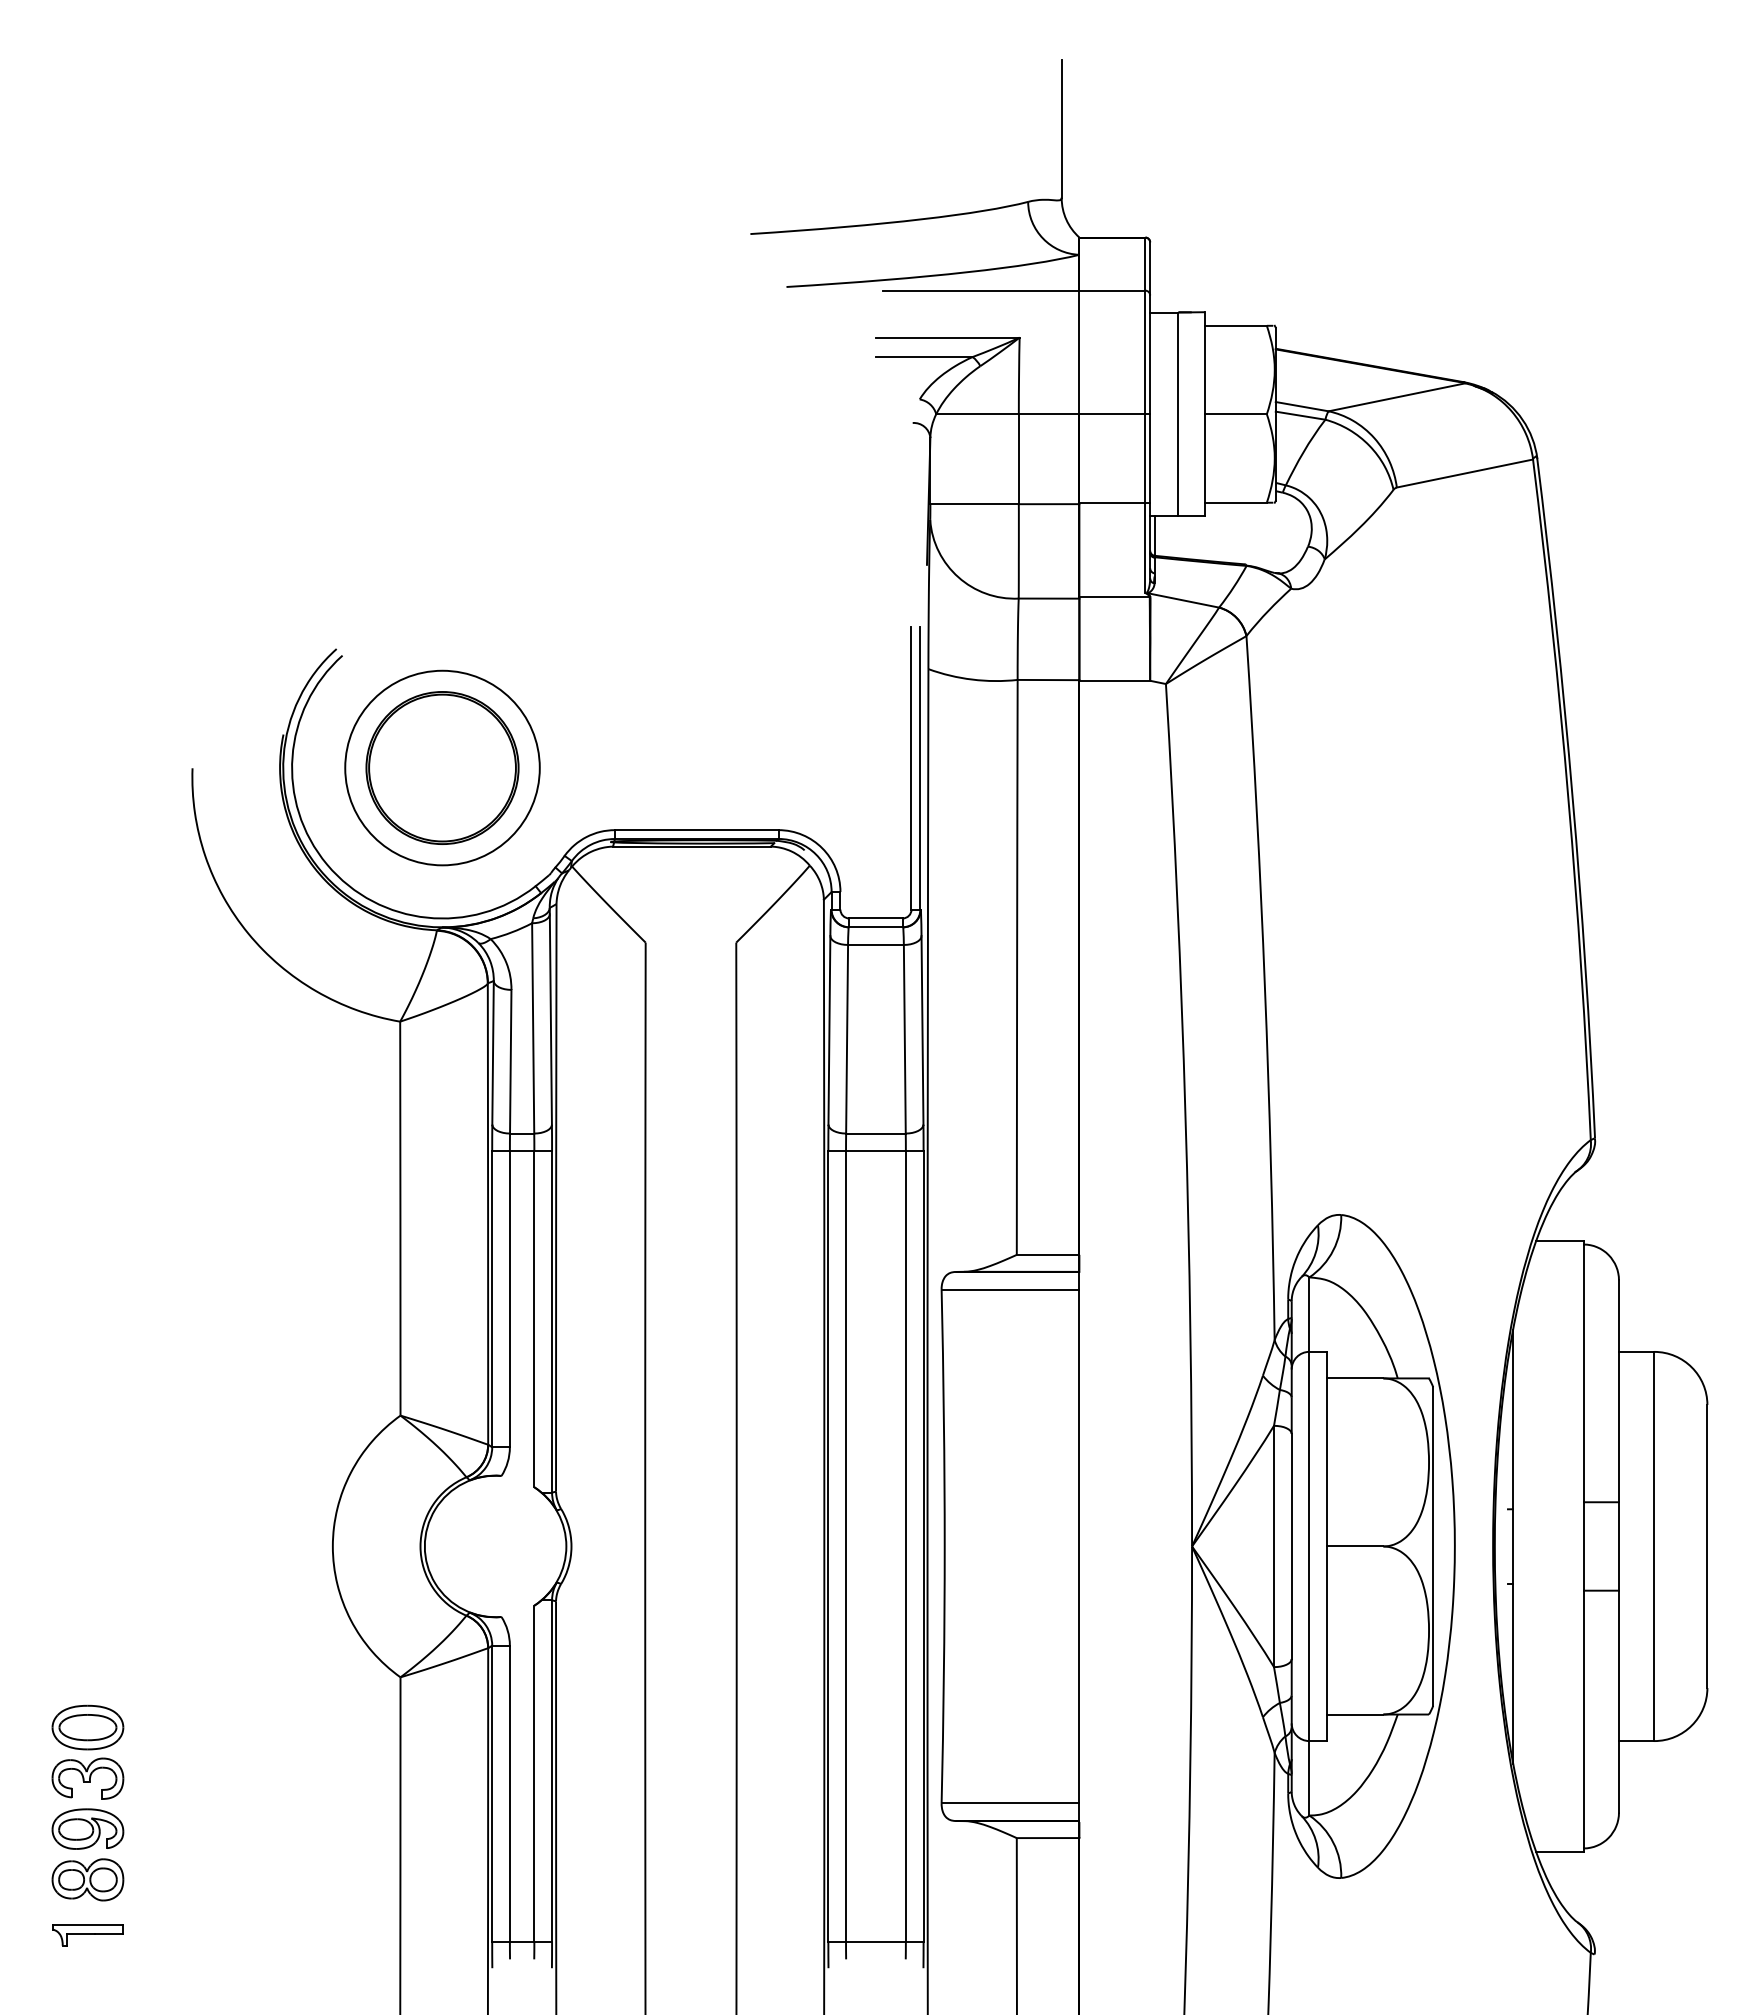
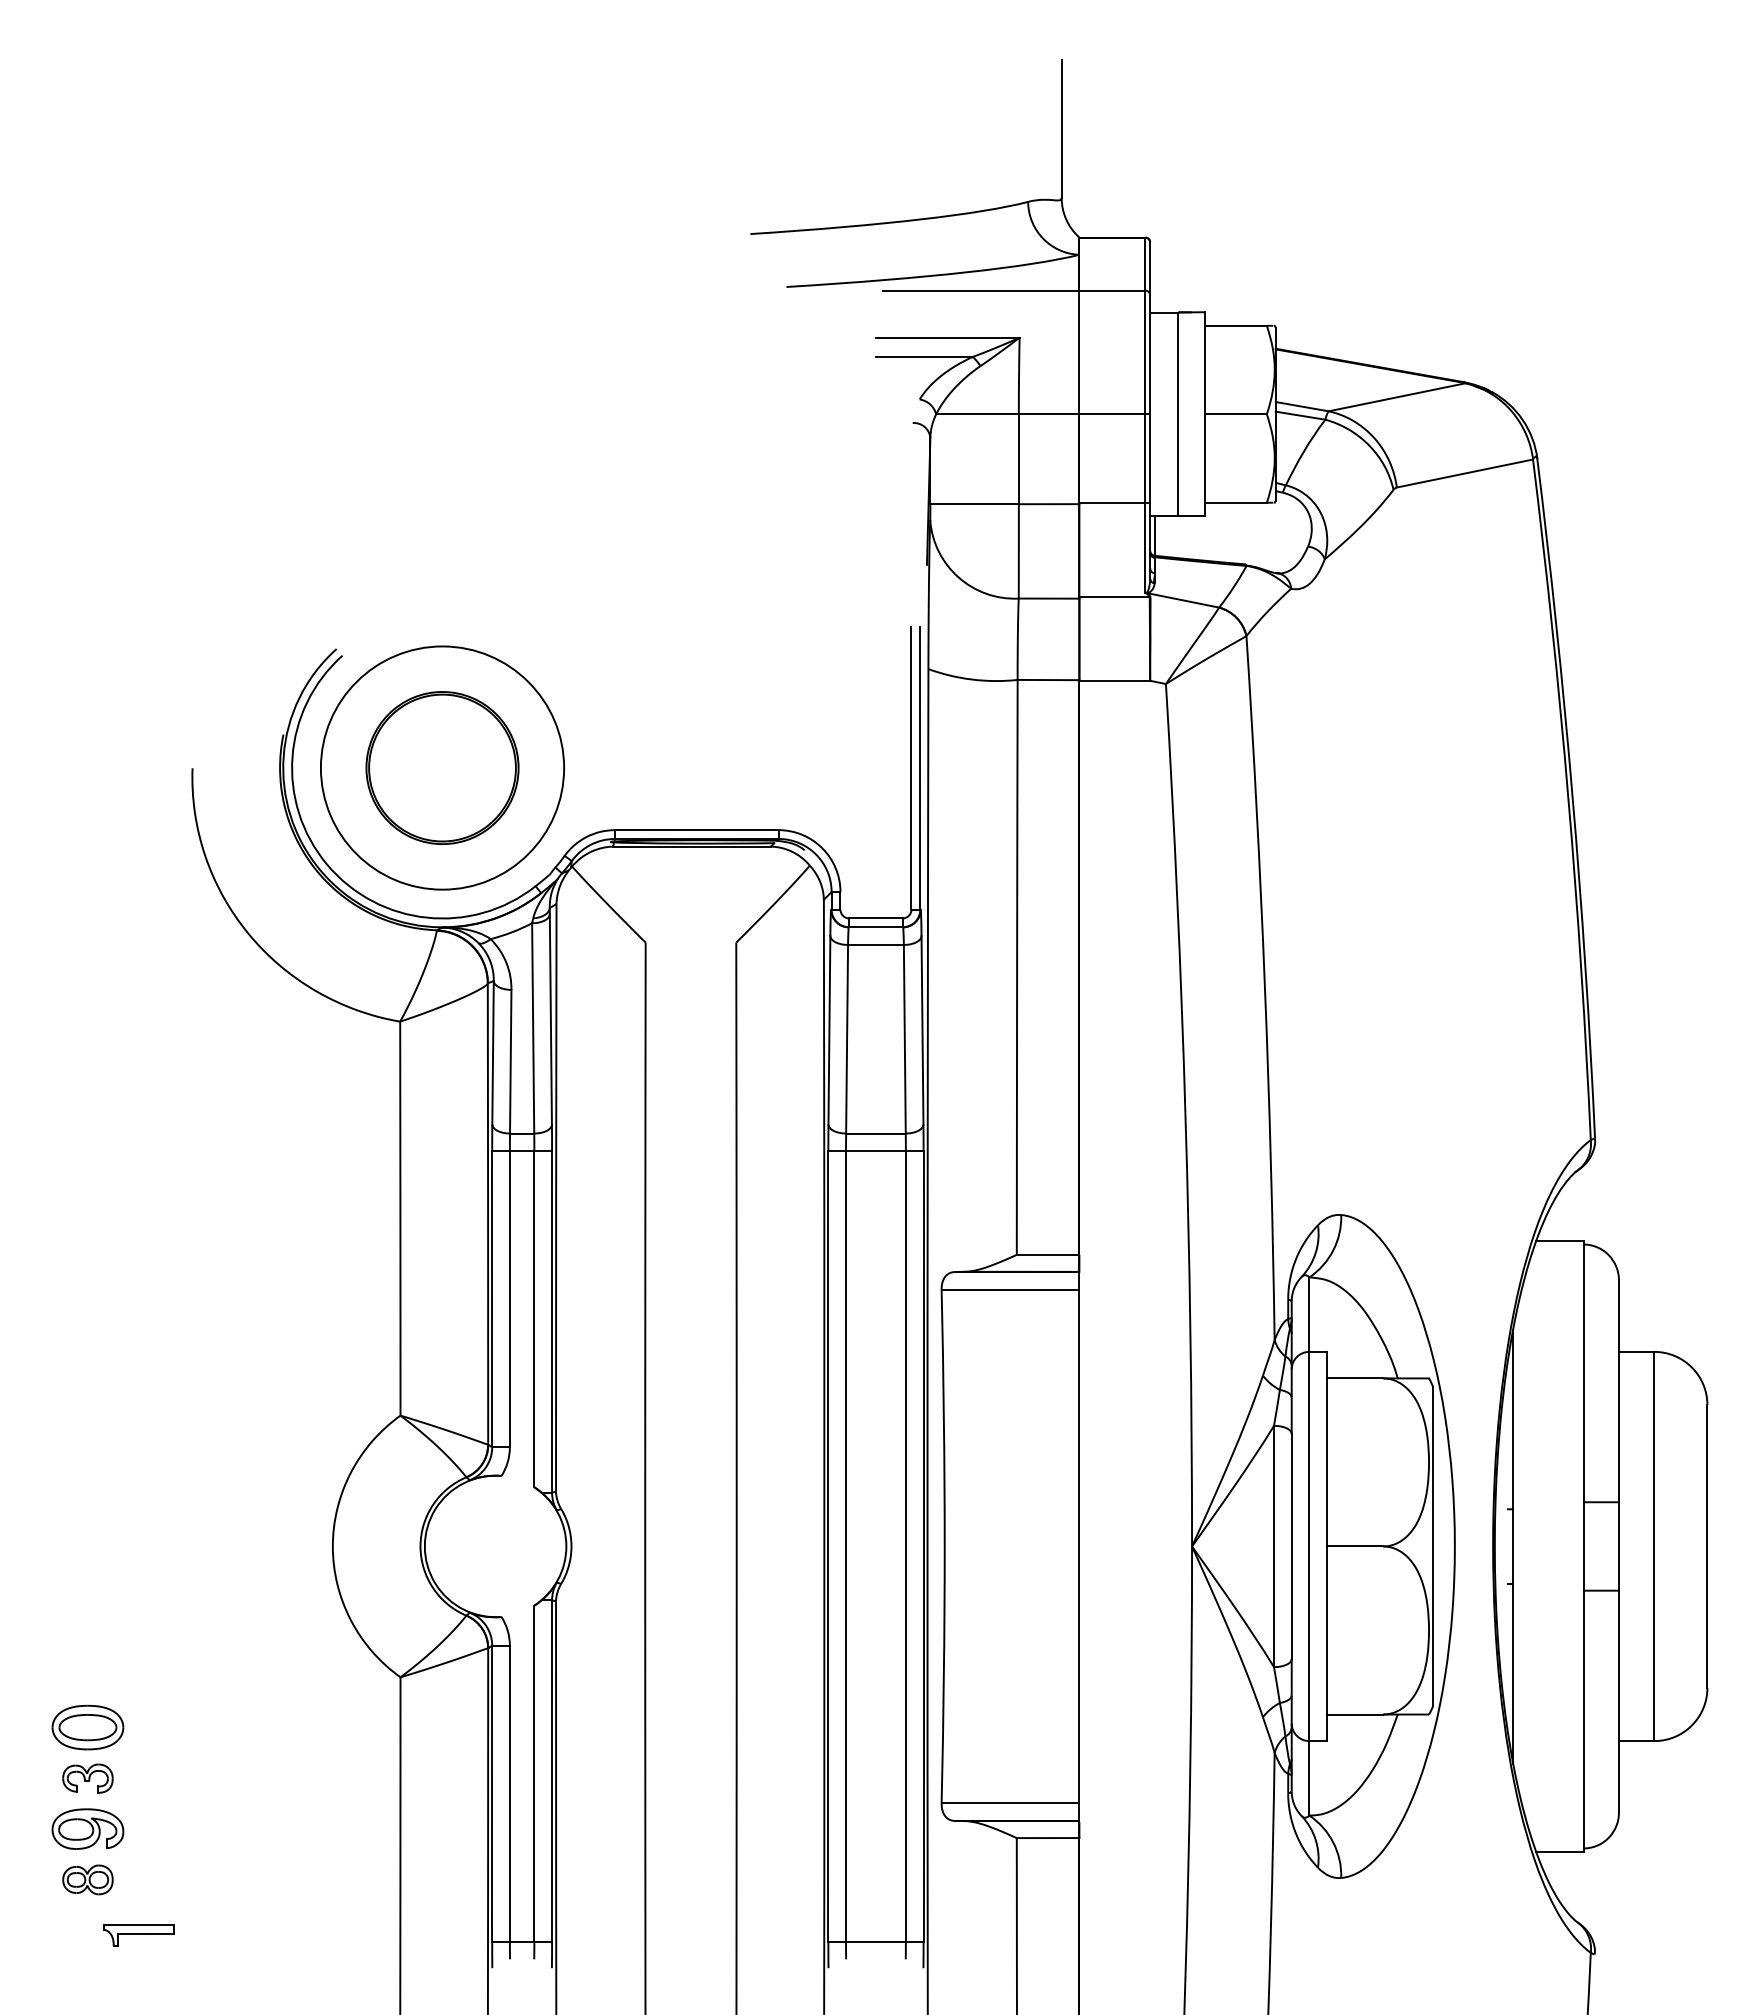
circle diameter: 195 px -> 243 px (442, 767)
part size: 74x43 px -> 52x31 px (87, 1778)
part size: 74x44 px -> 52x32 px (87, 1879)
part position: (87, 1935) -> (138, 1935) (138, 1935)
